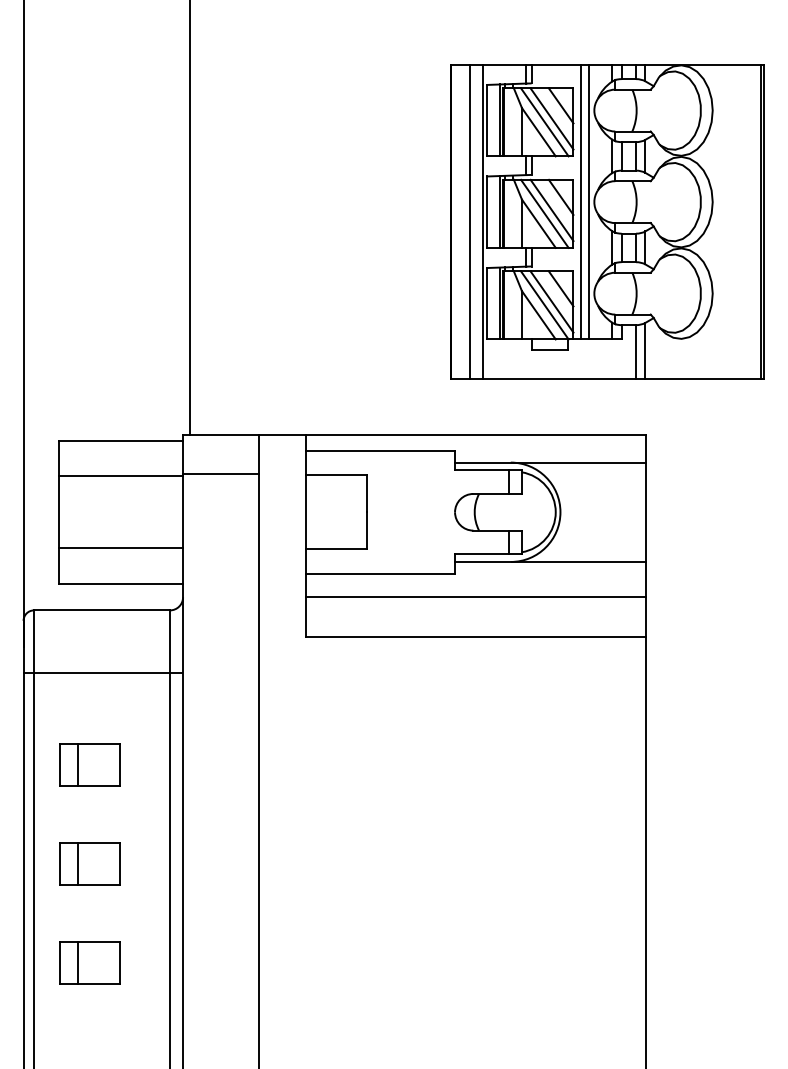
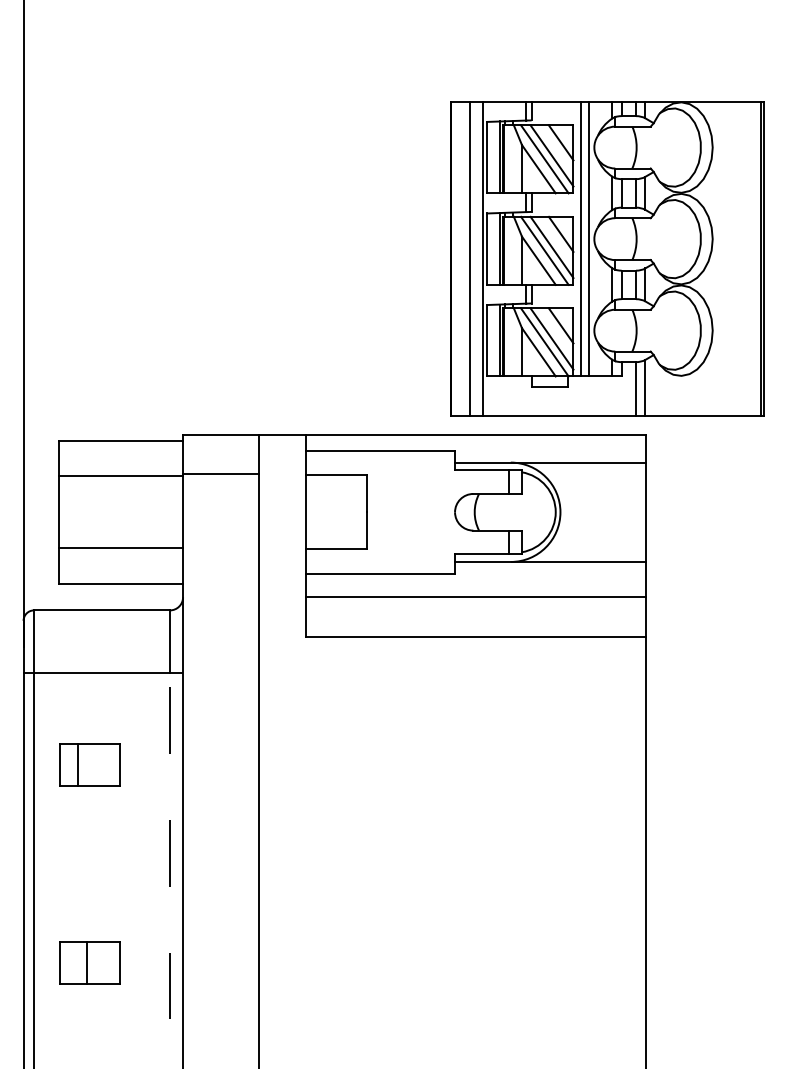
line: present -> none (189, 218)
part position: (607, 221) -> (607, 258) (607, 258)
part: present -> none (89, 863)
line: solid -> dashed (169, 871)
line position: (78, 963) -> (87, 963) (87, 963)
